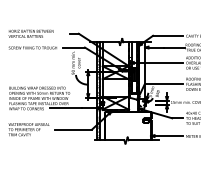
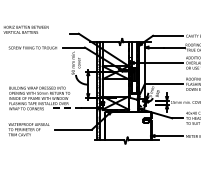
text position: (30, 33) -> (25, 29) (25, 29)
line: solid -> dashed (65, 108)
